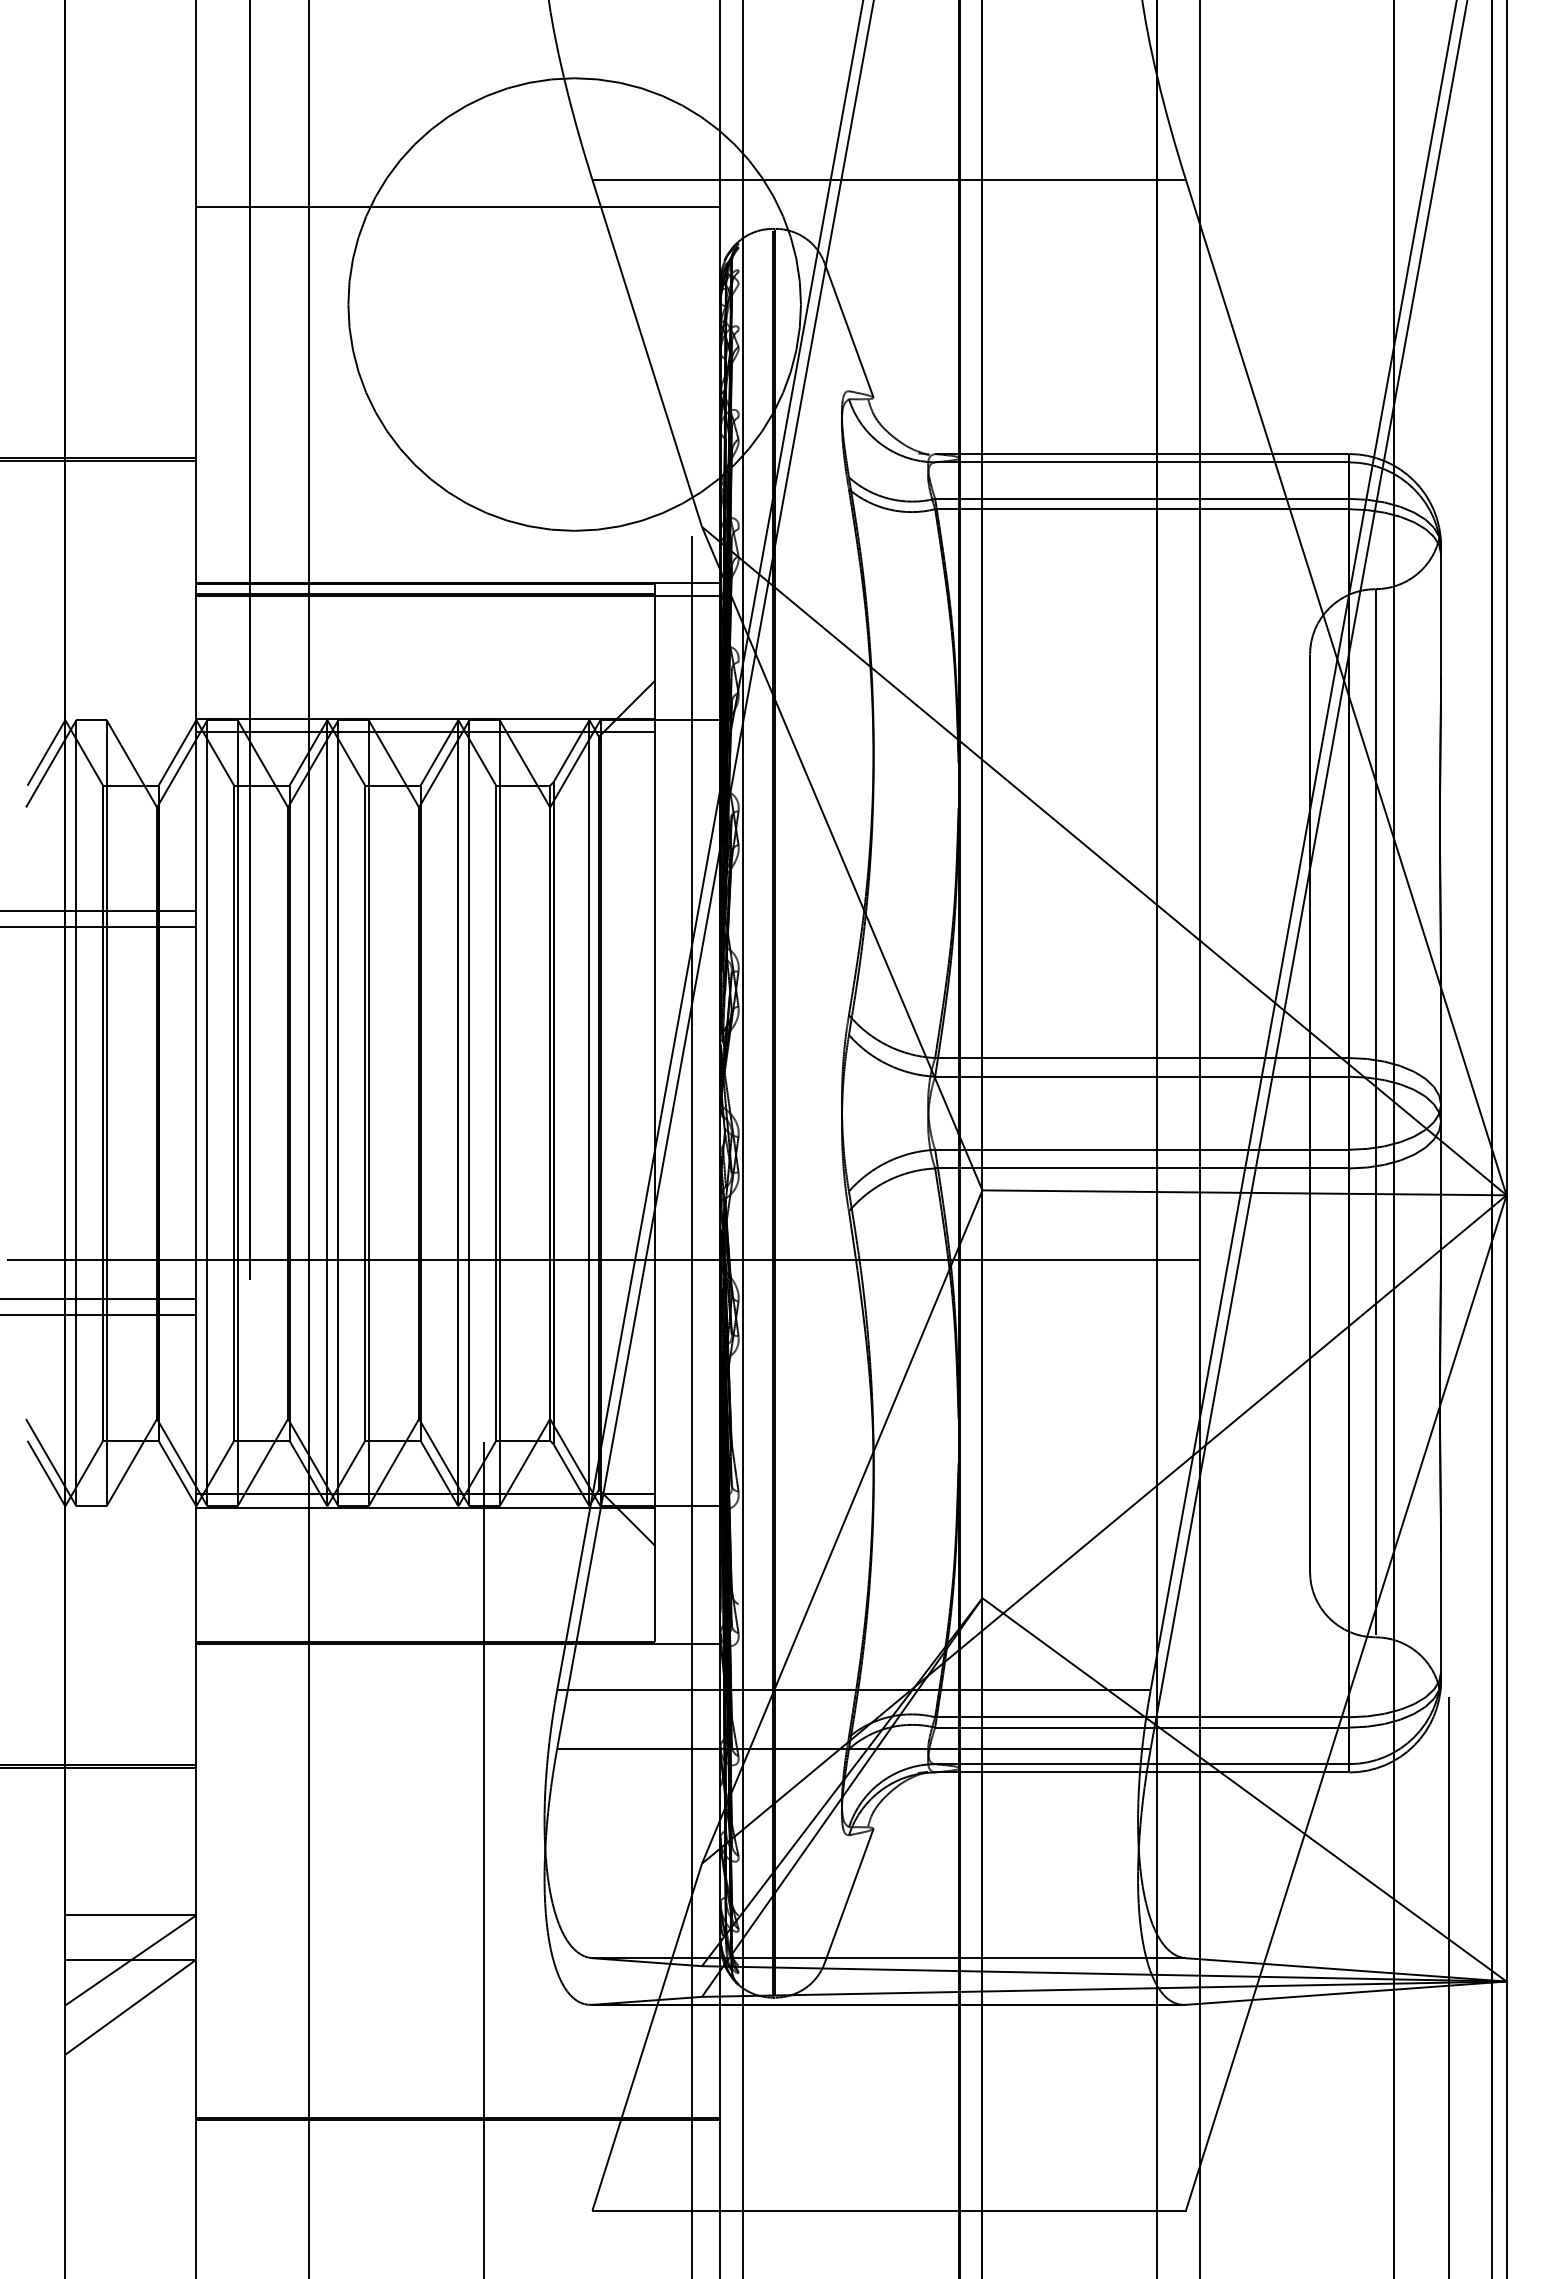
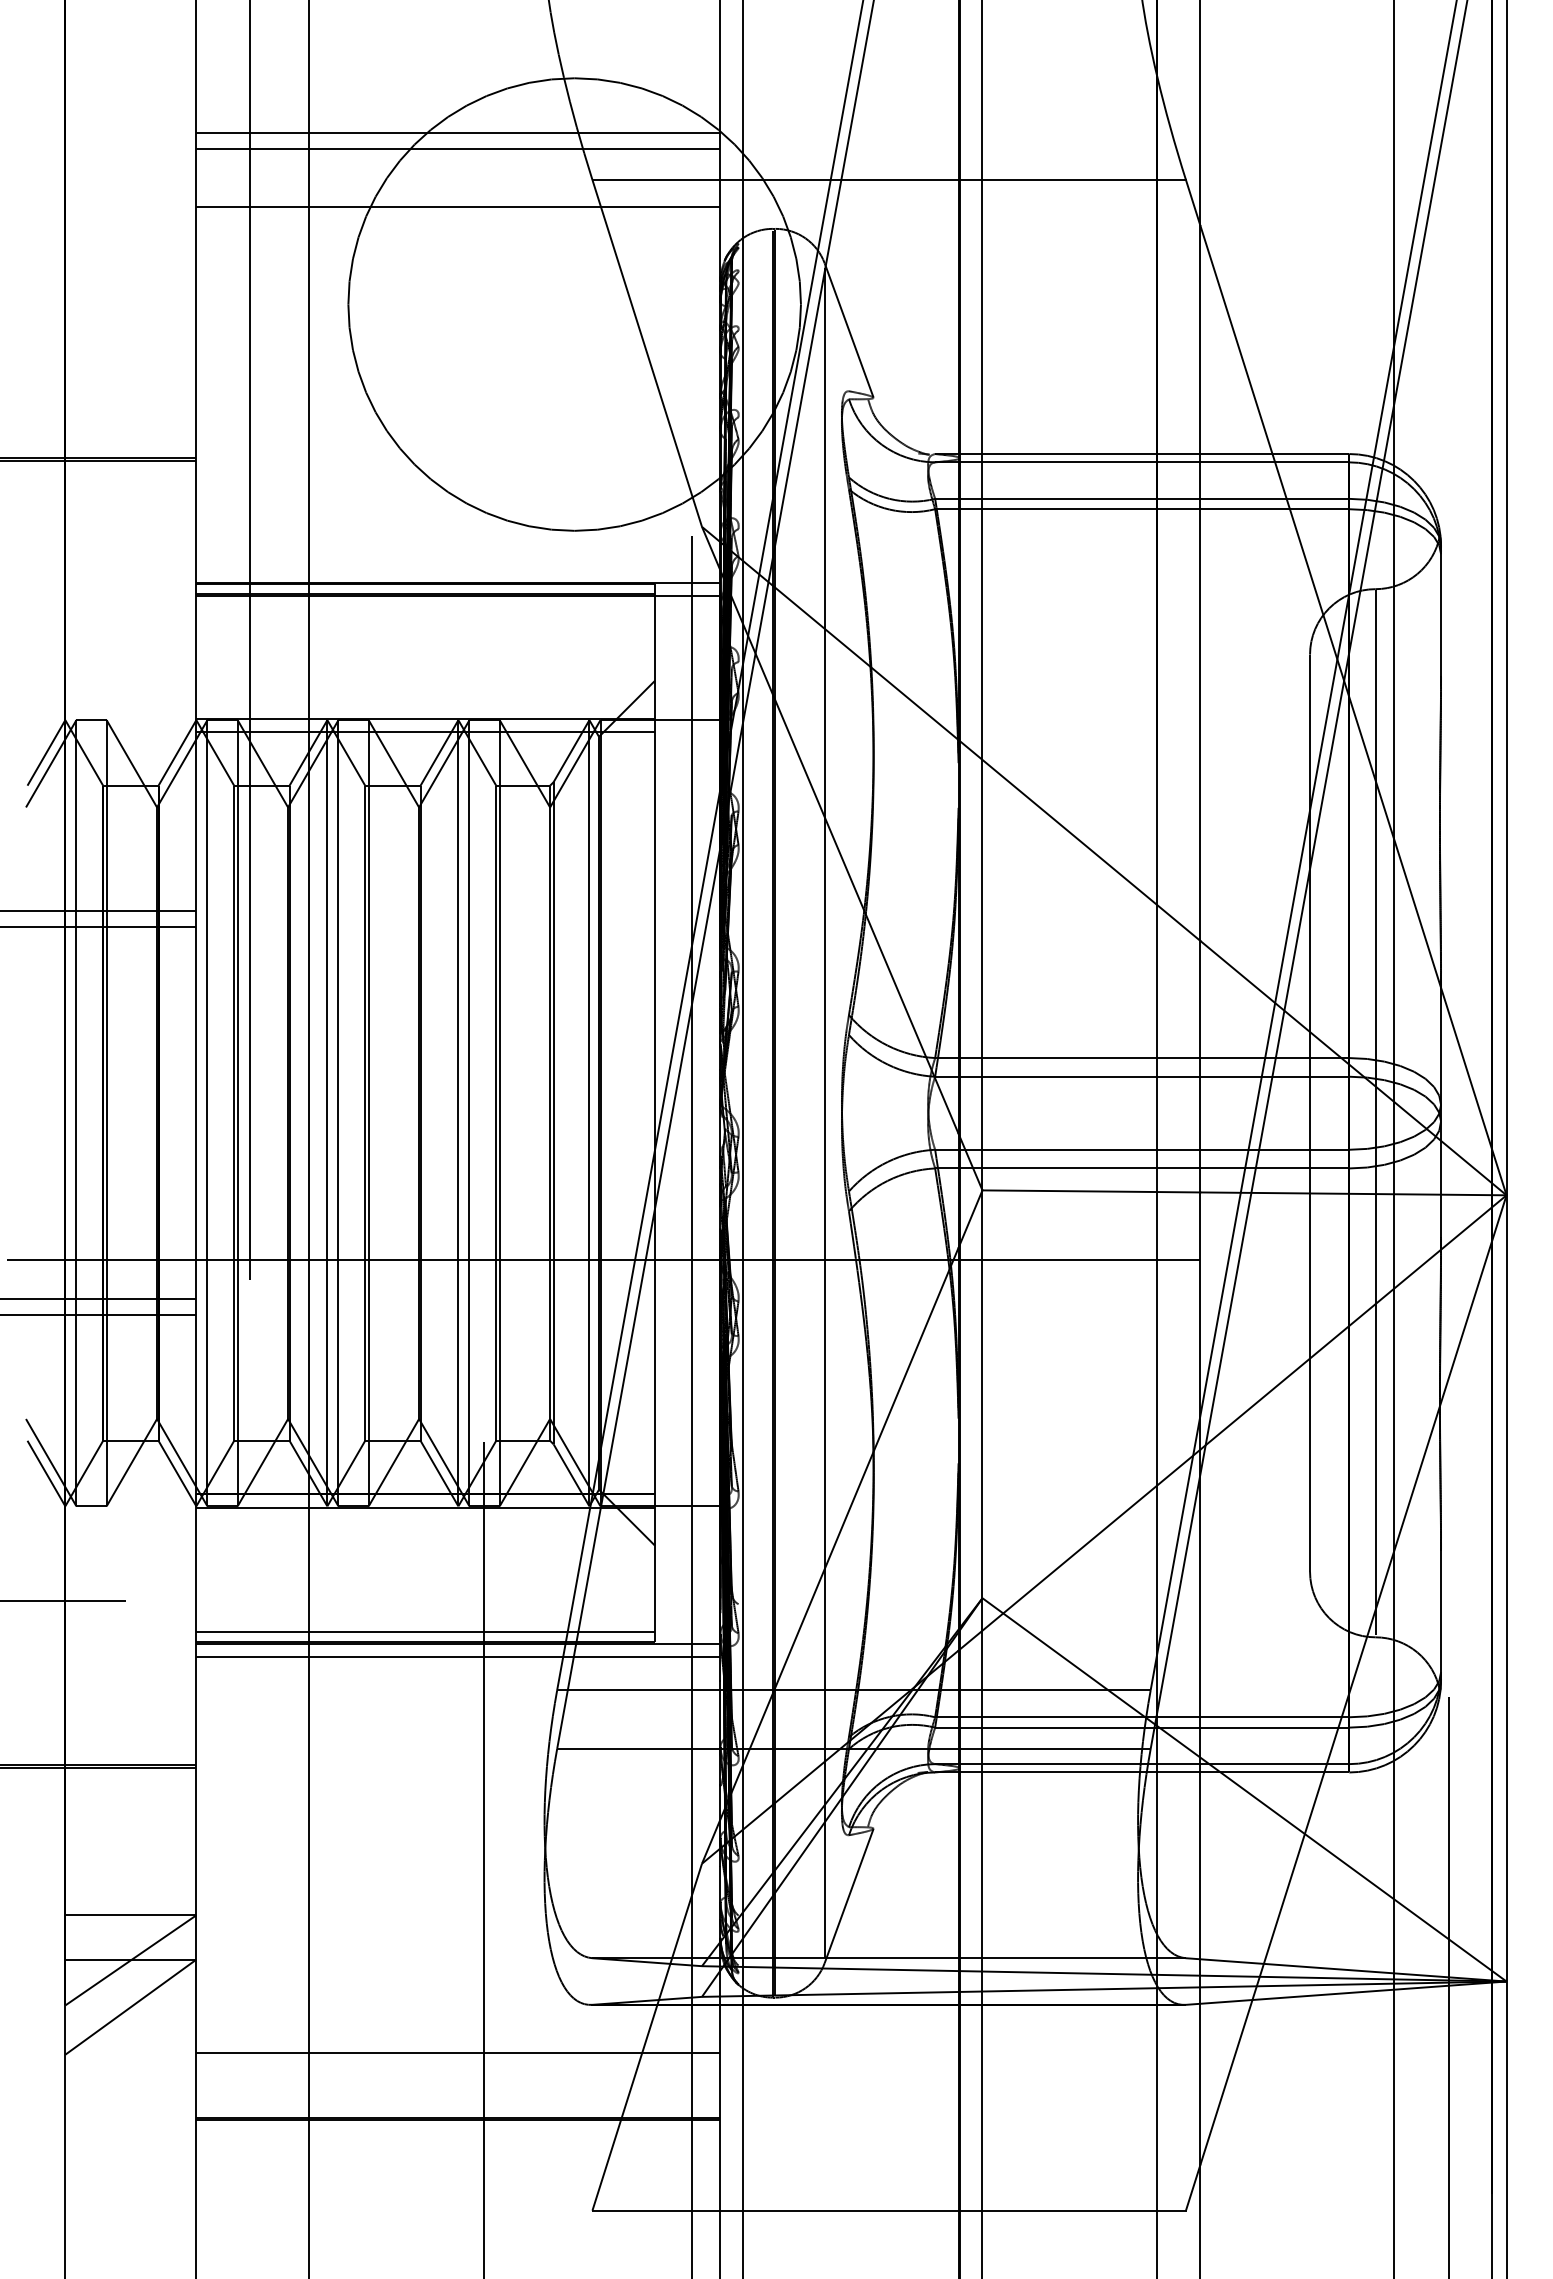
line: none -> present (458, 132)
line: none -> present (458, 149)
line: none -> present (824, 1113)
line: none -> present (63, 1600)
line: none -> present (425, 1632)
line: none -> present (458, 1657)
line: none -> present (458, 2053)
